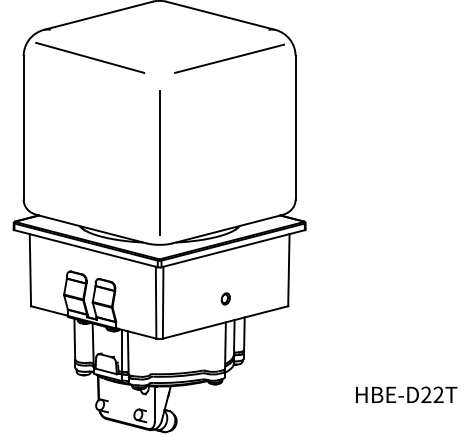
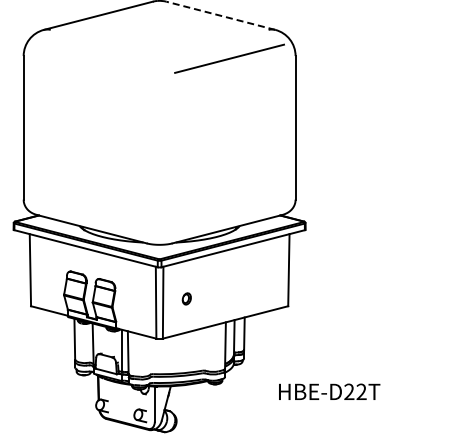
line: solid -> dashed (220, 15)
line: present -> none (90, 57)
line: present -> none (159, 162)
part position: (225, 298) -> (186, 298) (186, 298)
text position: (406, 394) -> (329, 391) (329, 391)
